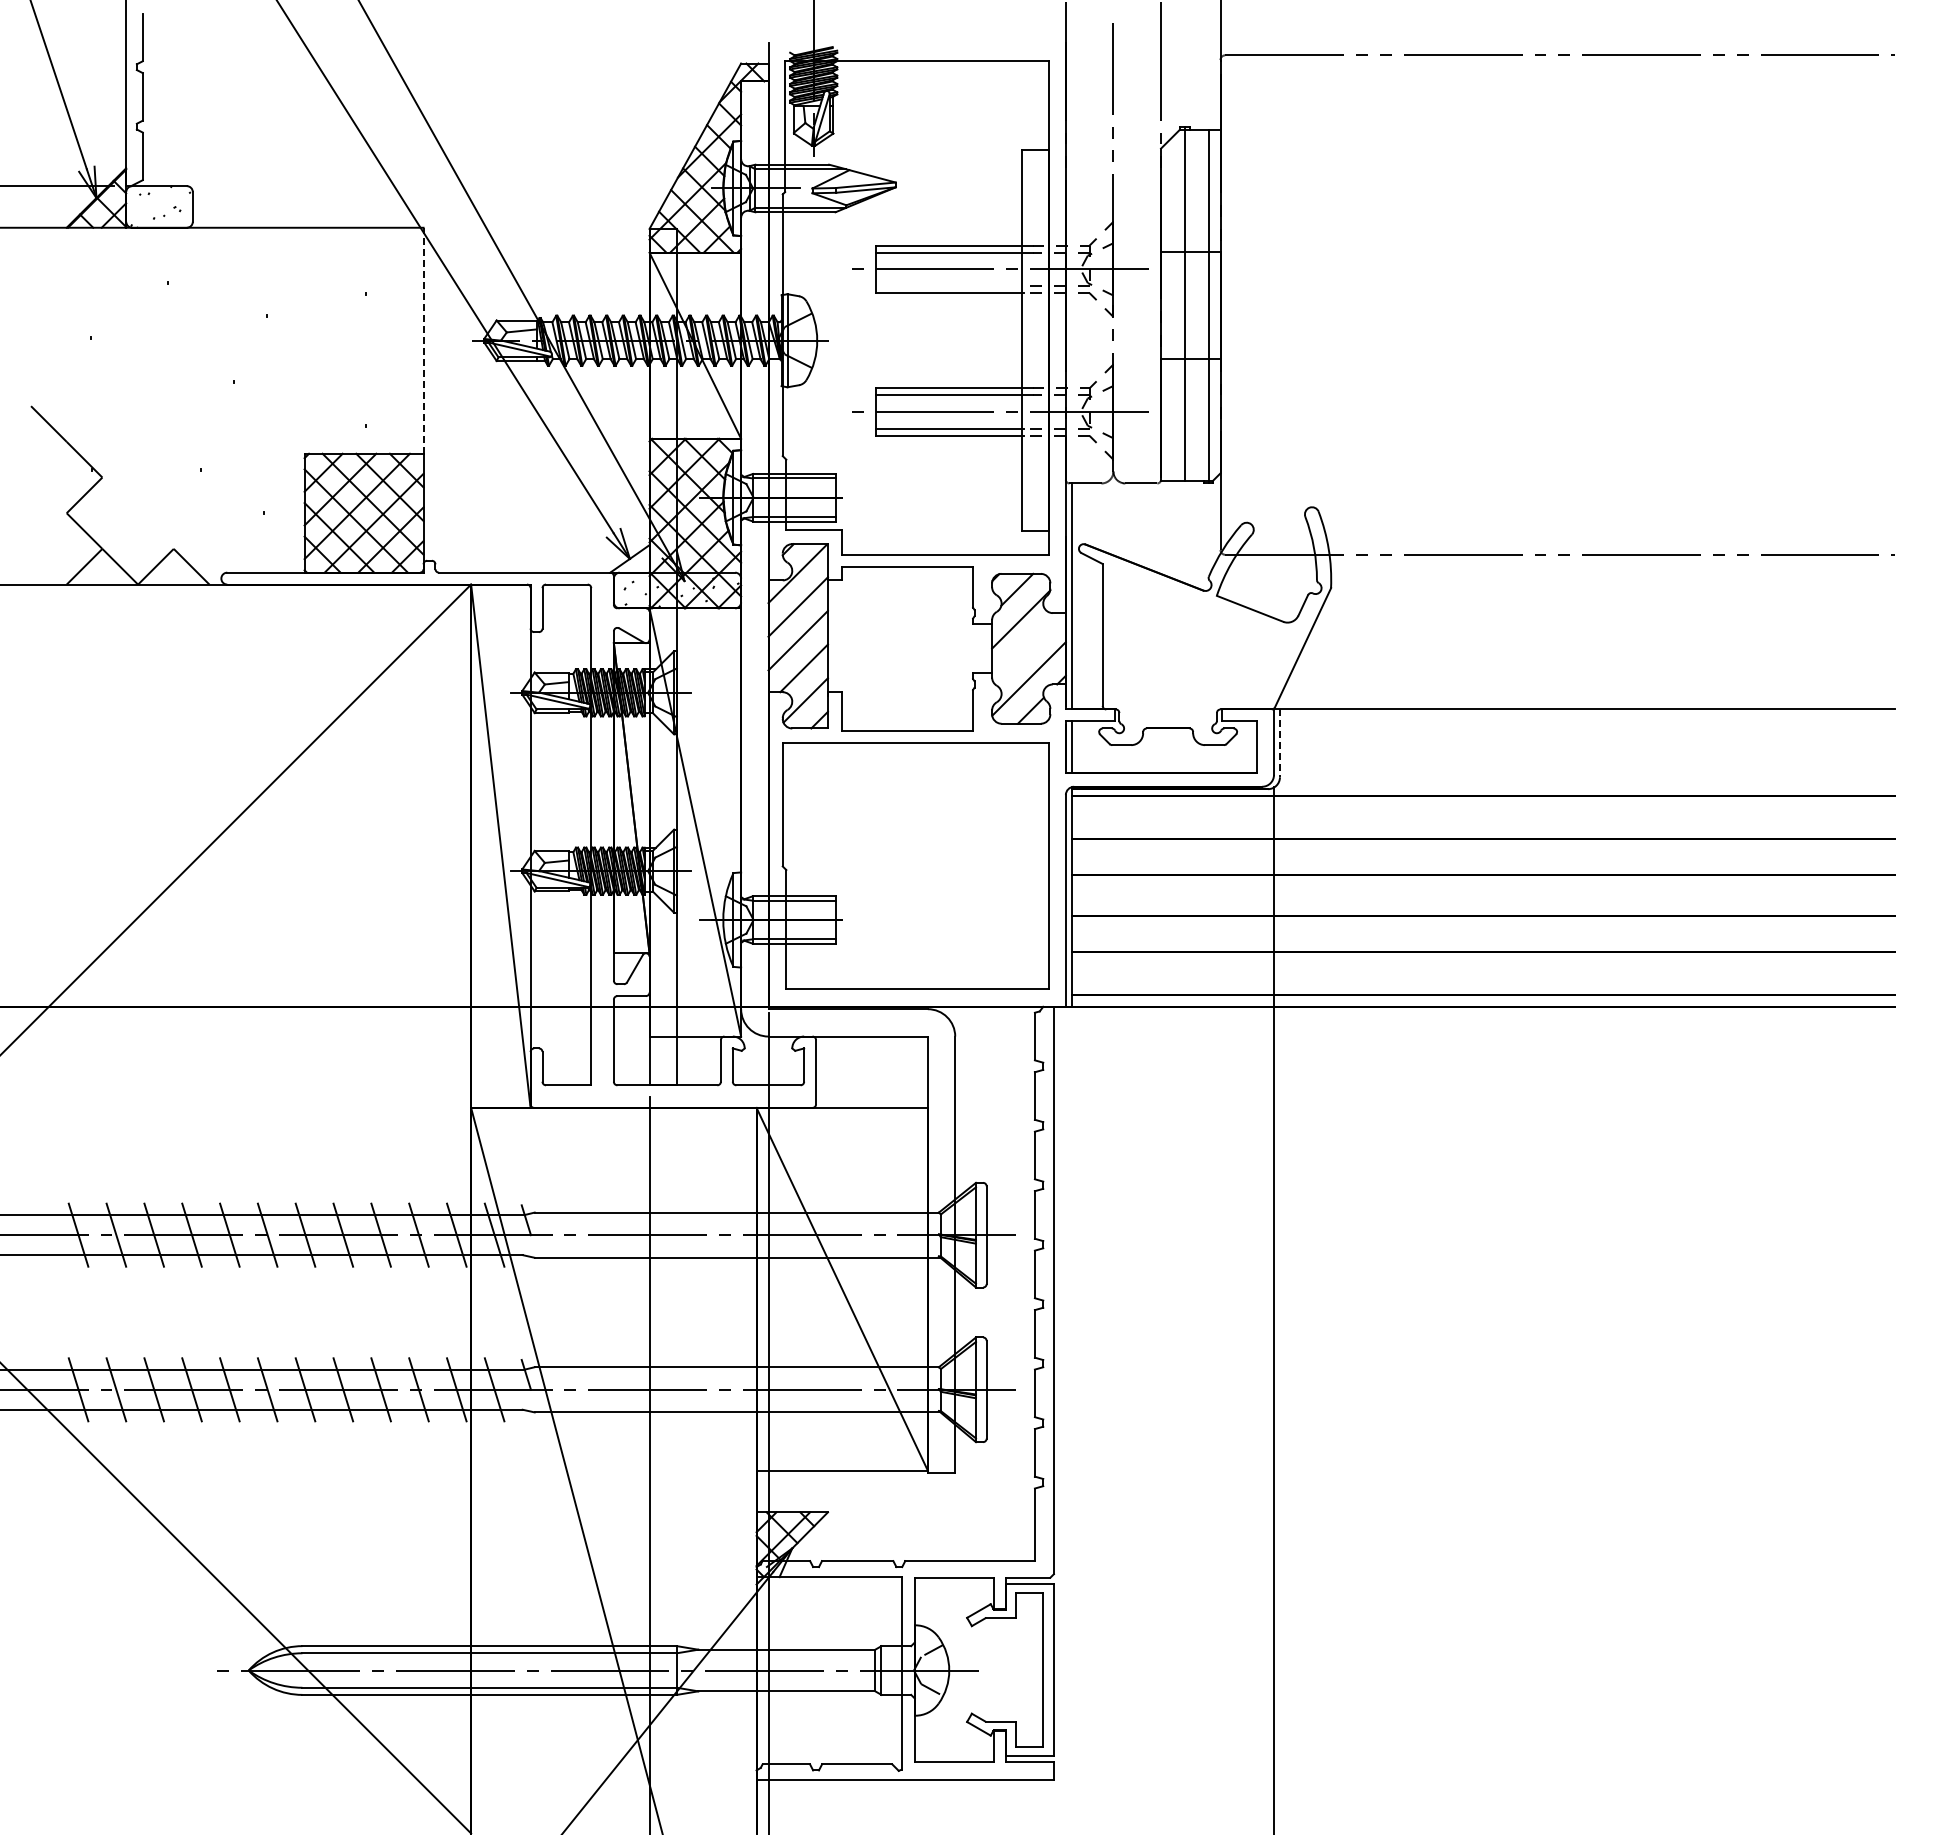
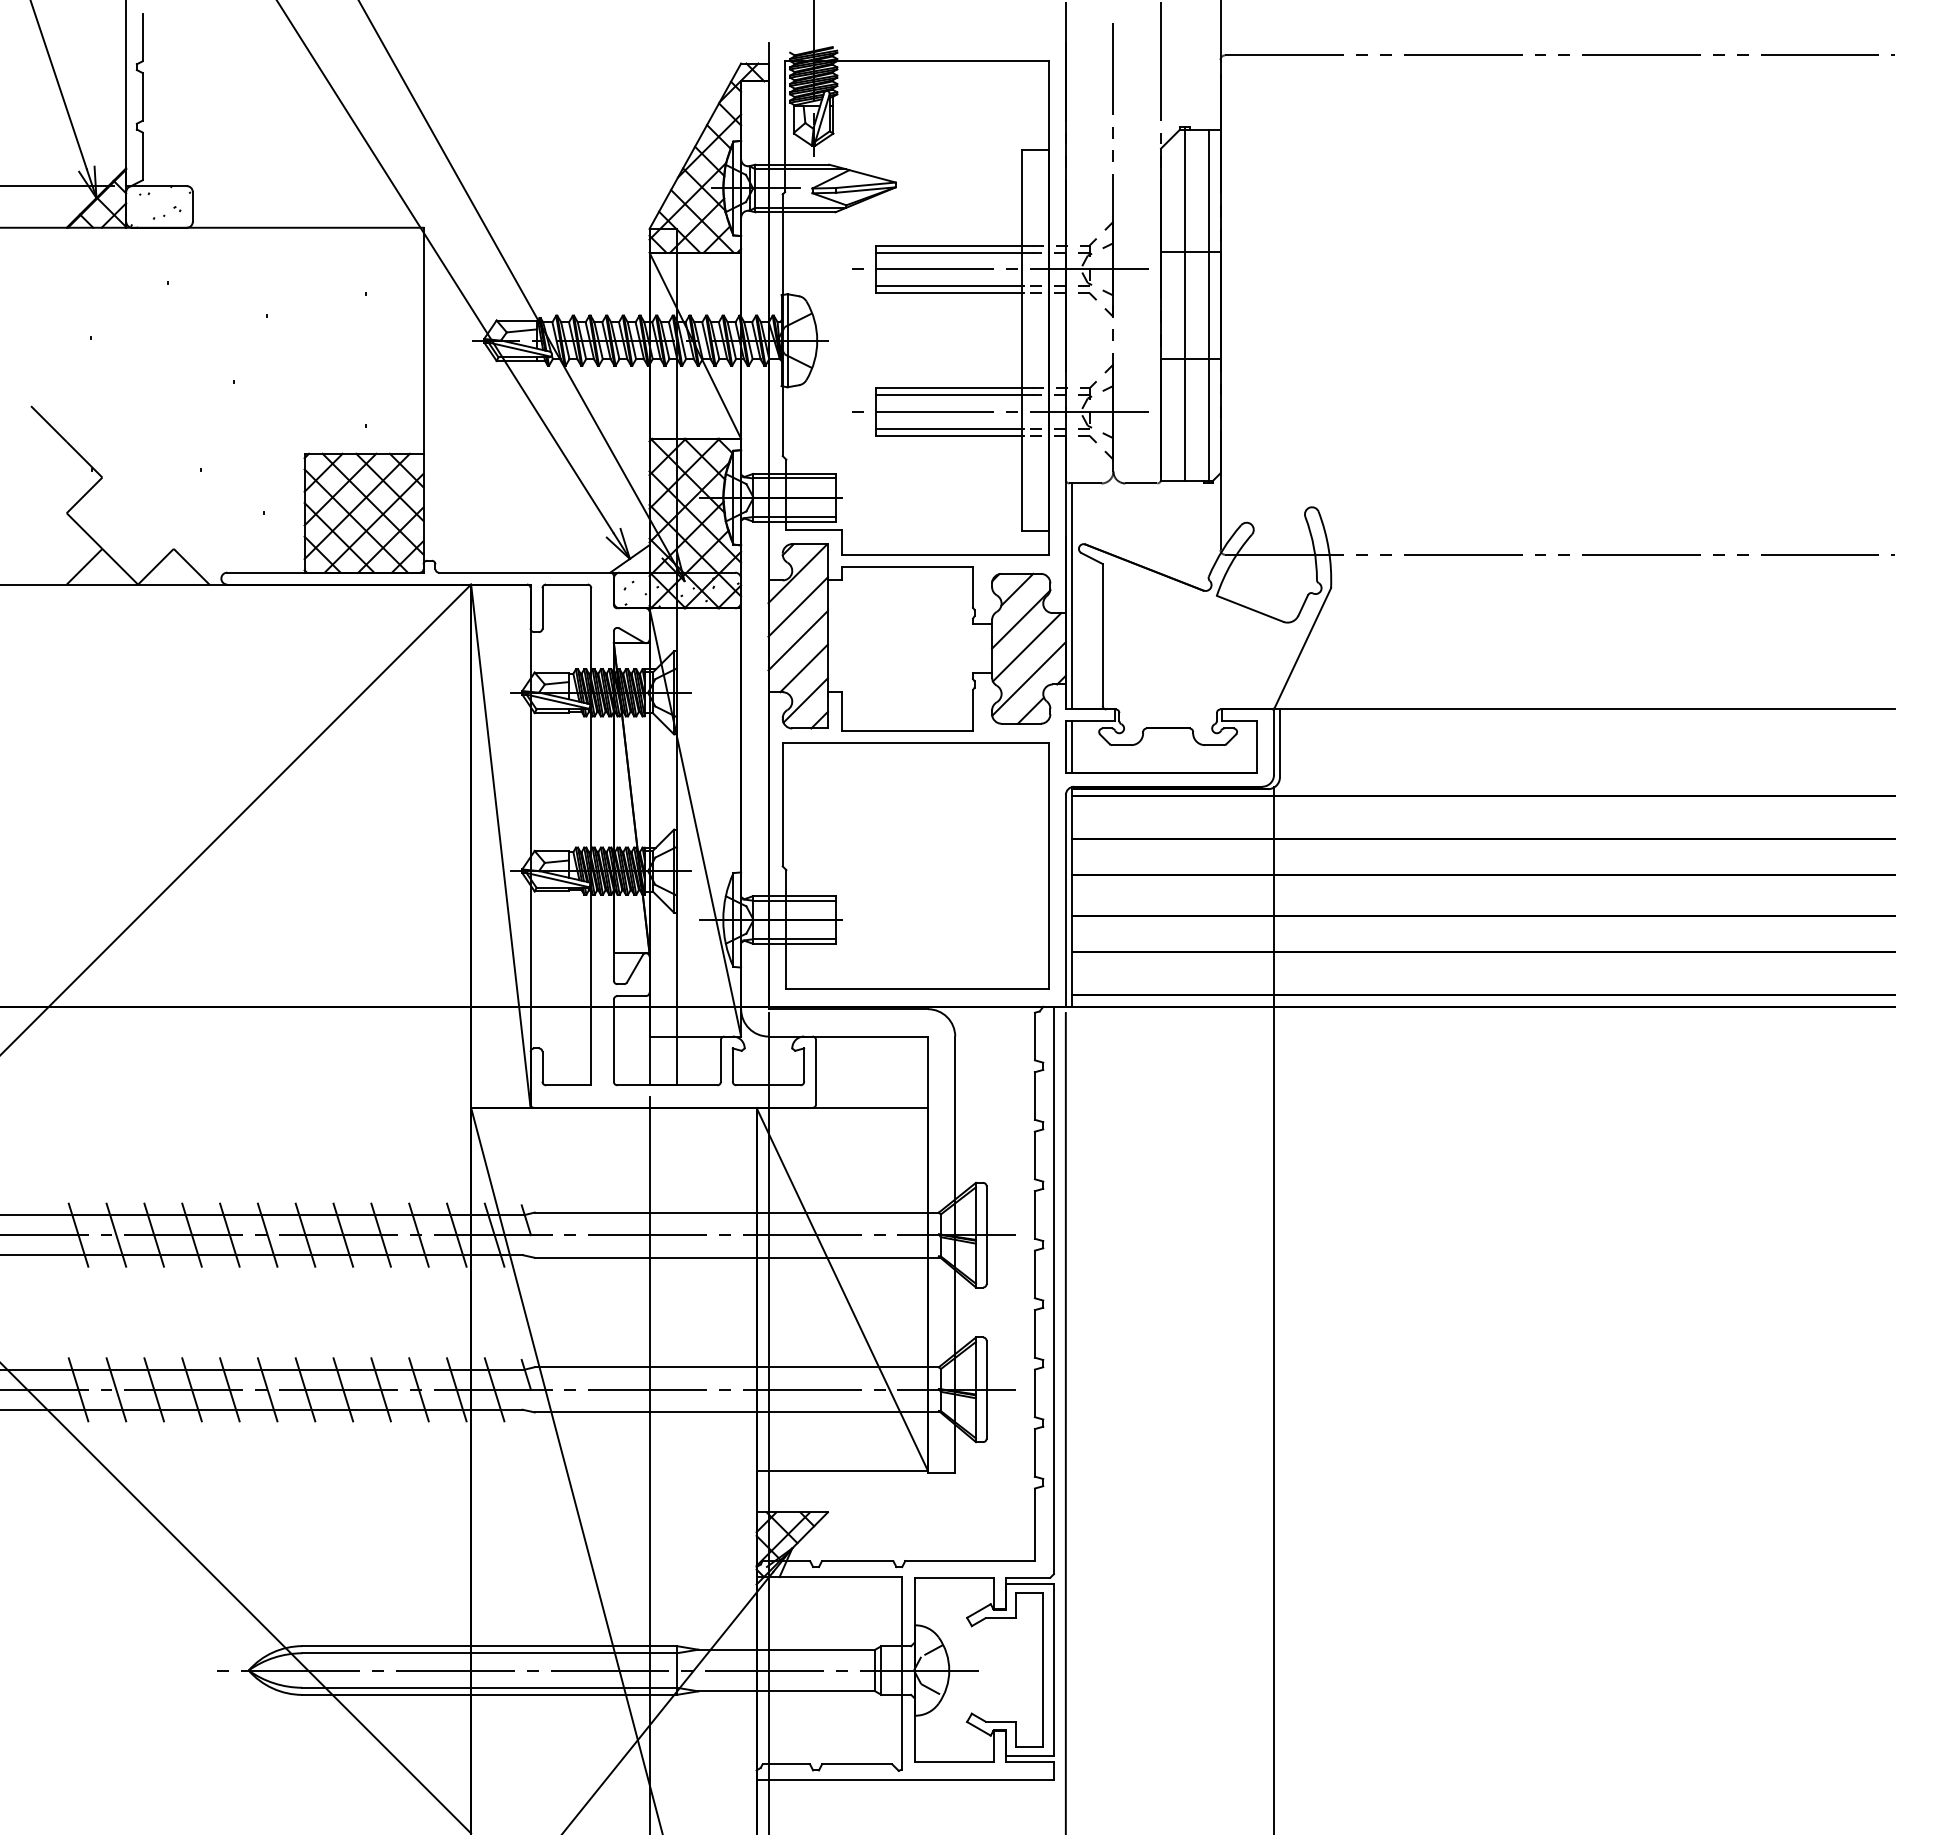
line: none -> present (949, 286)
line: dashed -> solid (423, 340)
line: none -> present (1026, 647)
line: dashed -> solid (1279, 743)
line: none -> present (1065, 1422)
